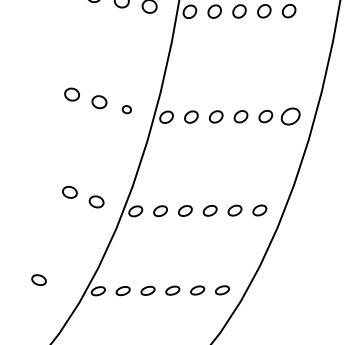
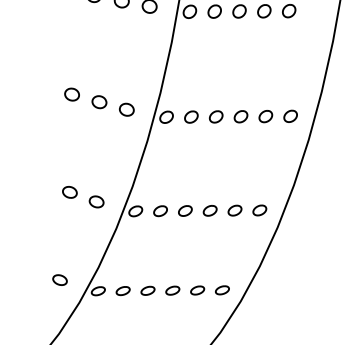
part size: 11x10 px -> 16x15 px (126, 109)
part size: 21x19 px -> 15x14 px (290, 115)
part position: (38, 279) -> (59, 279) (59, 279)
